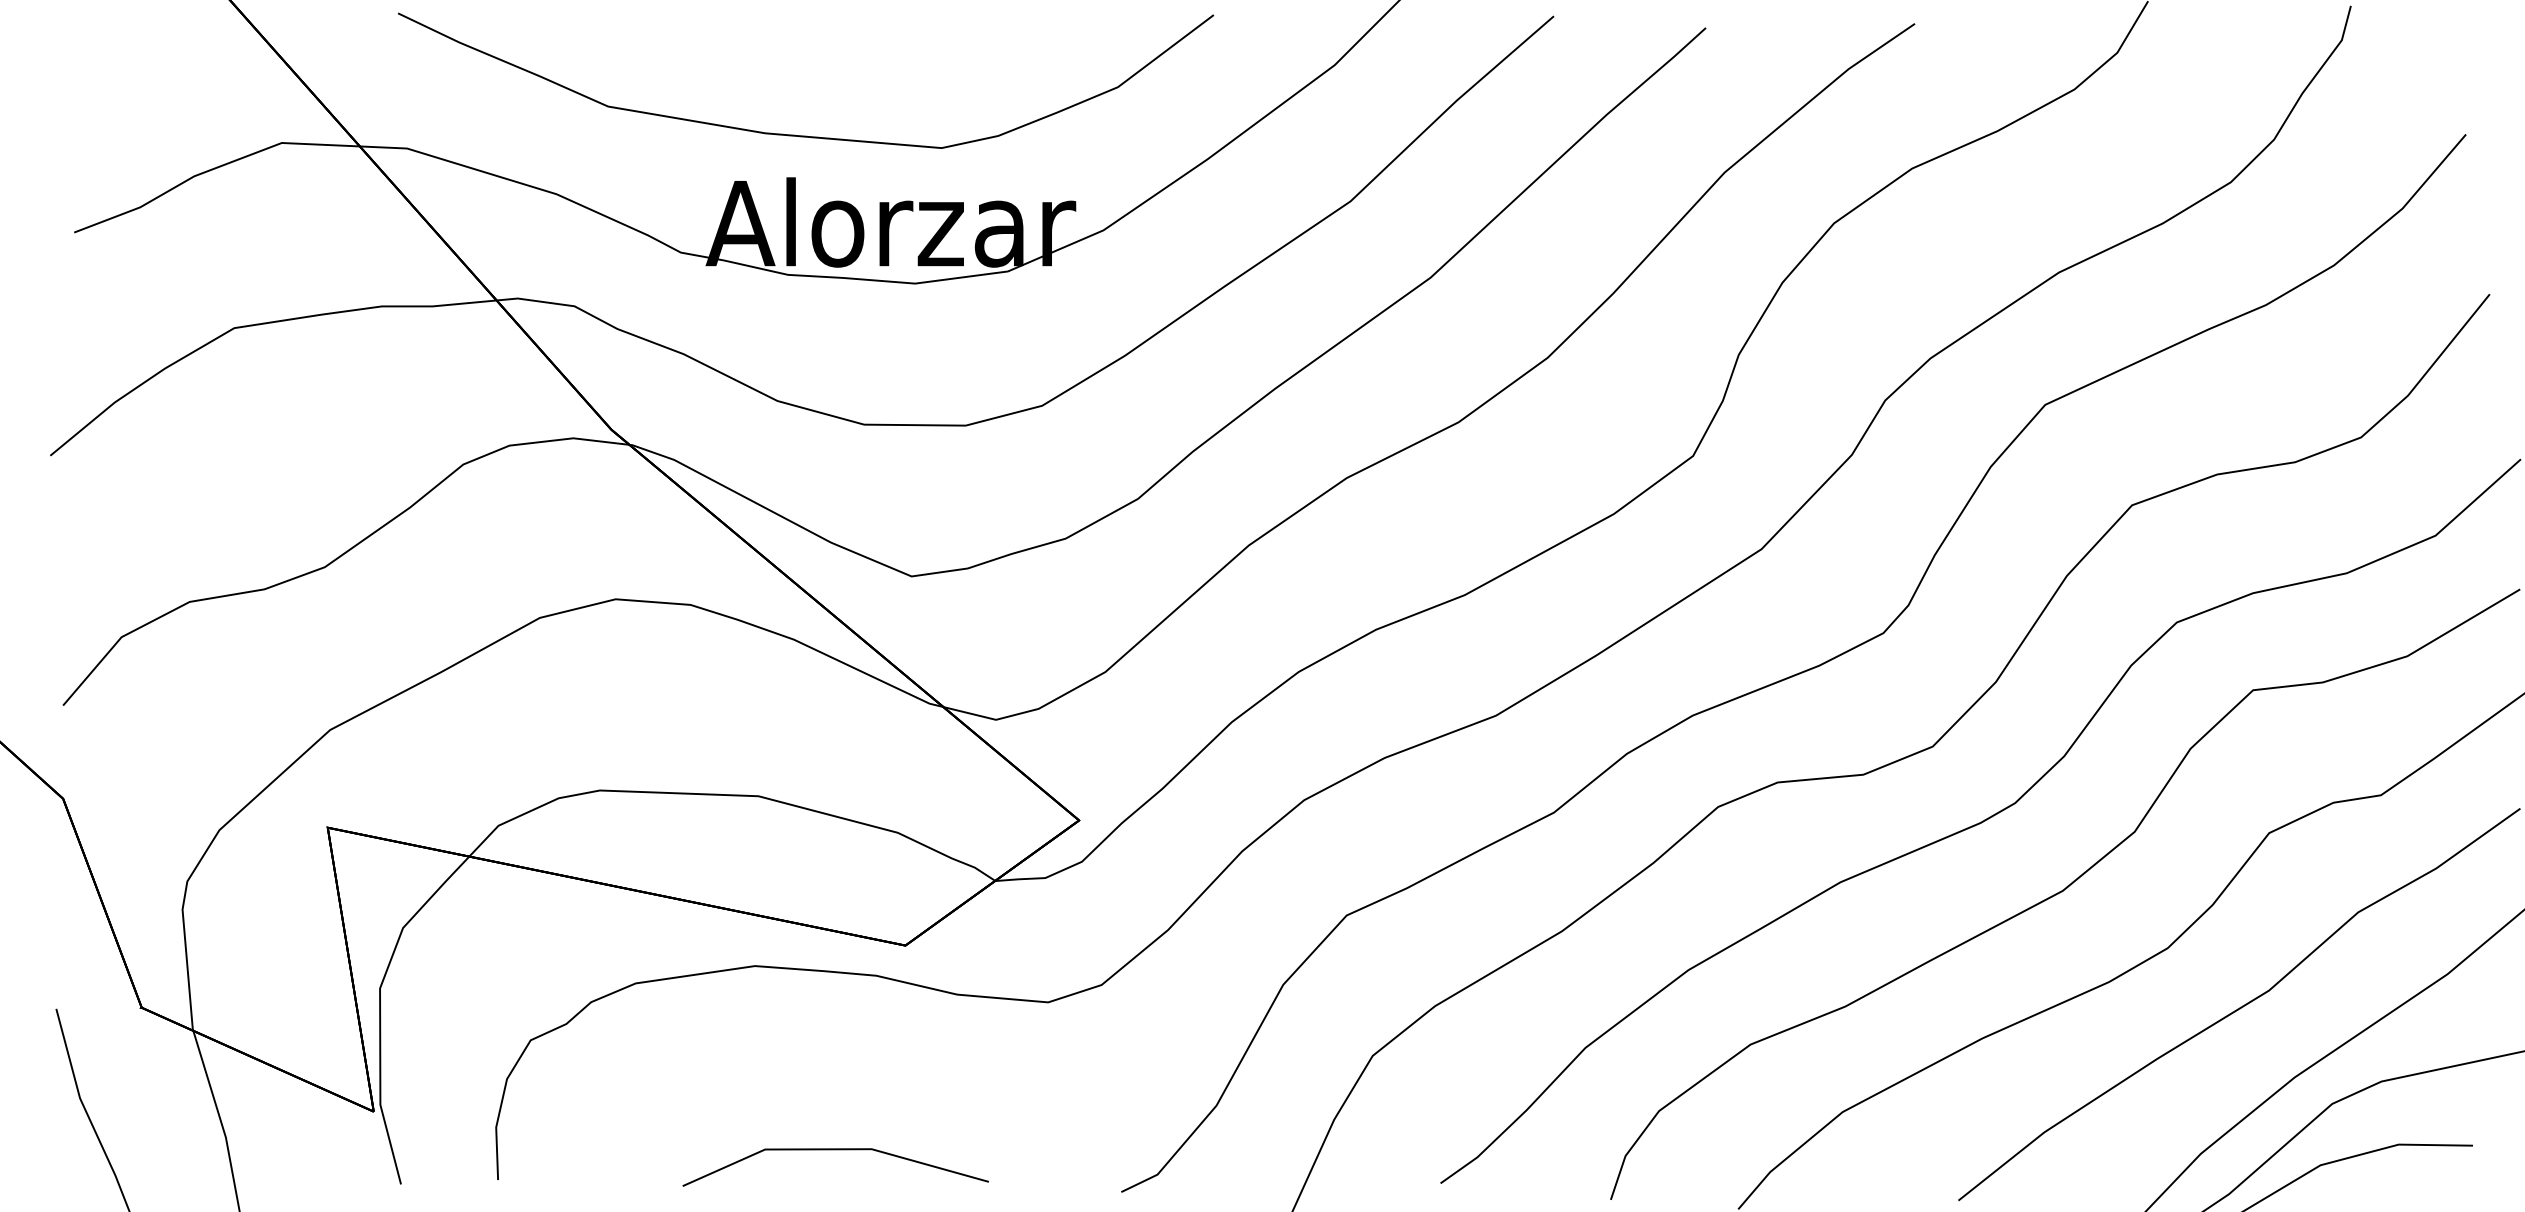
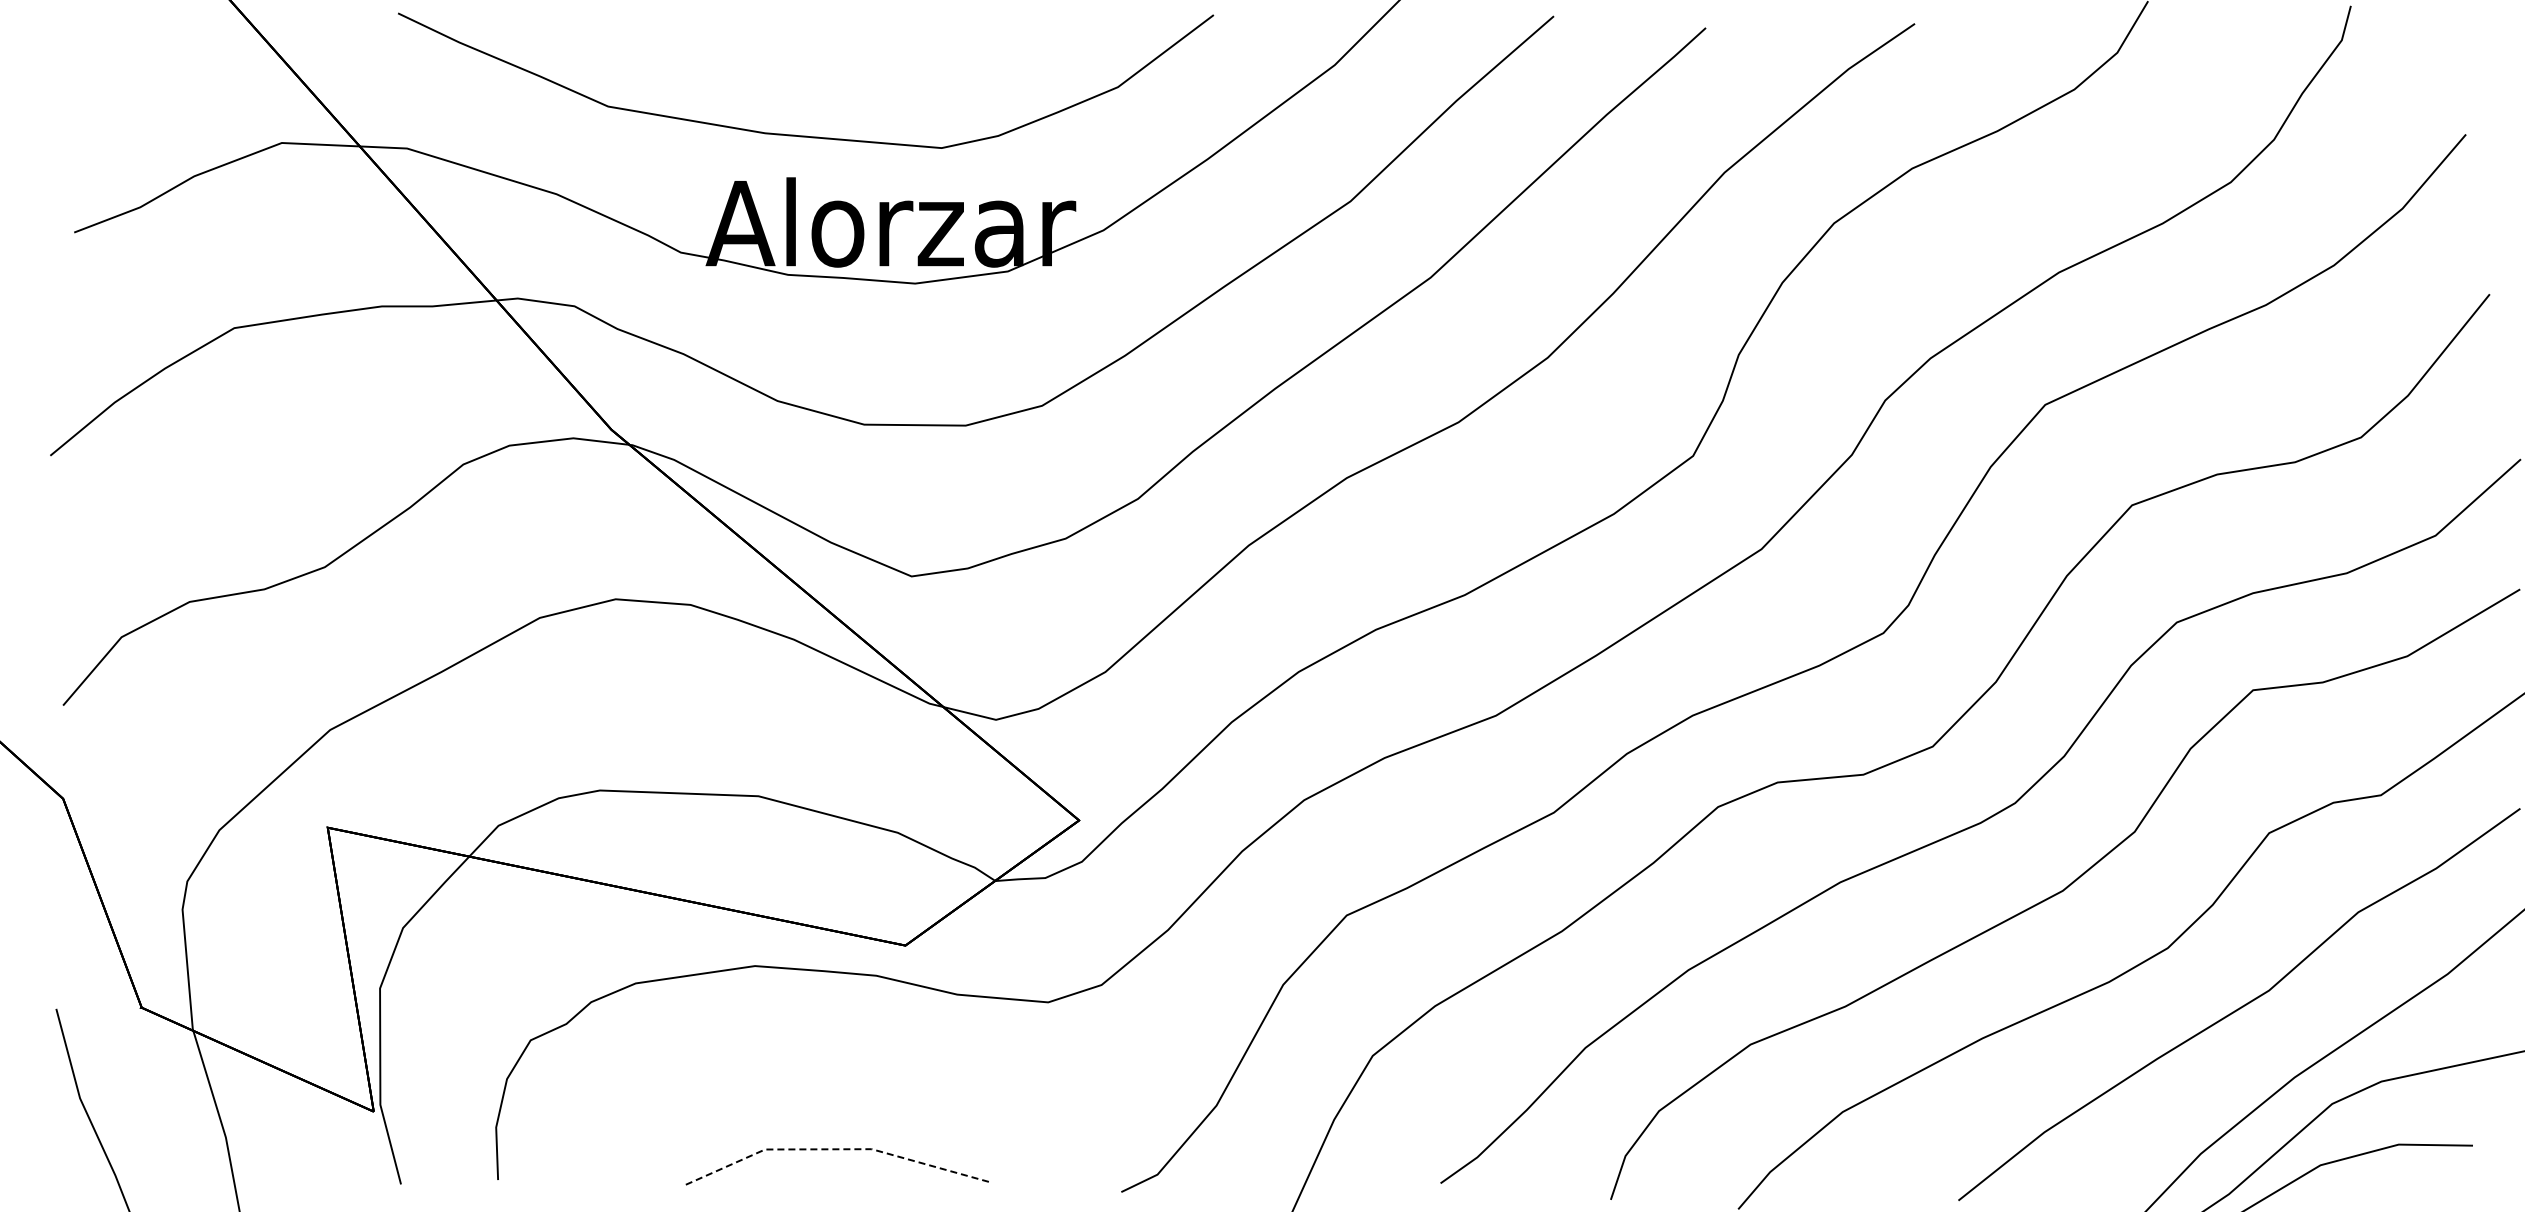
line: solid -> dashed (833, 1149)
